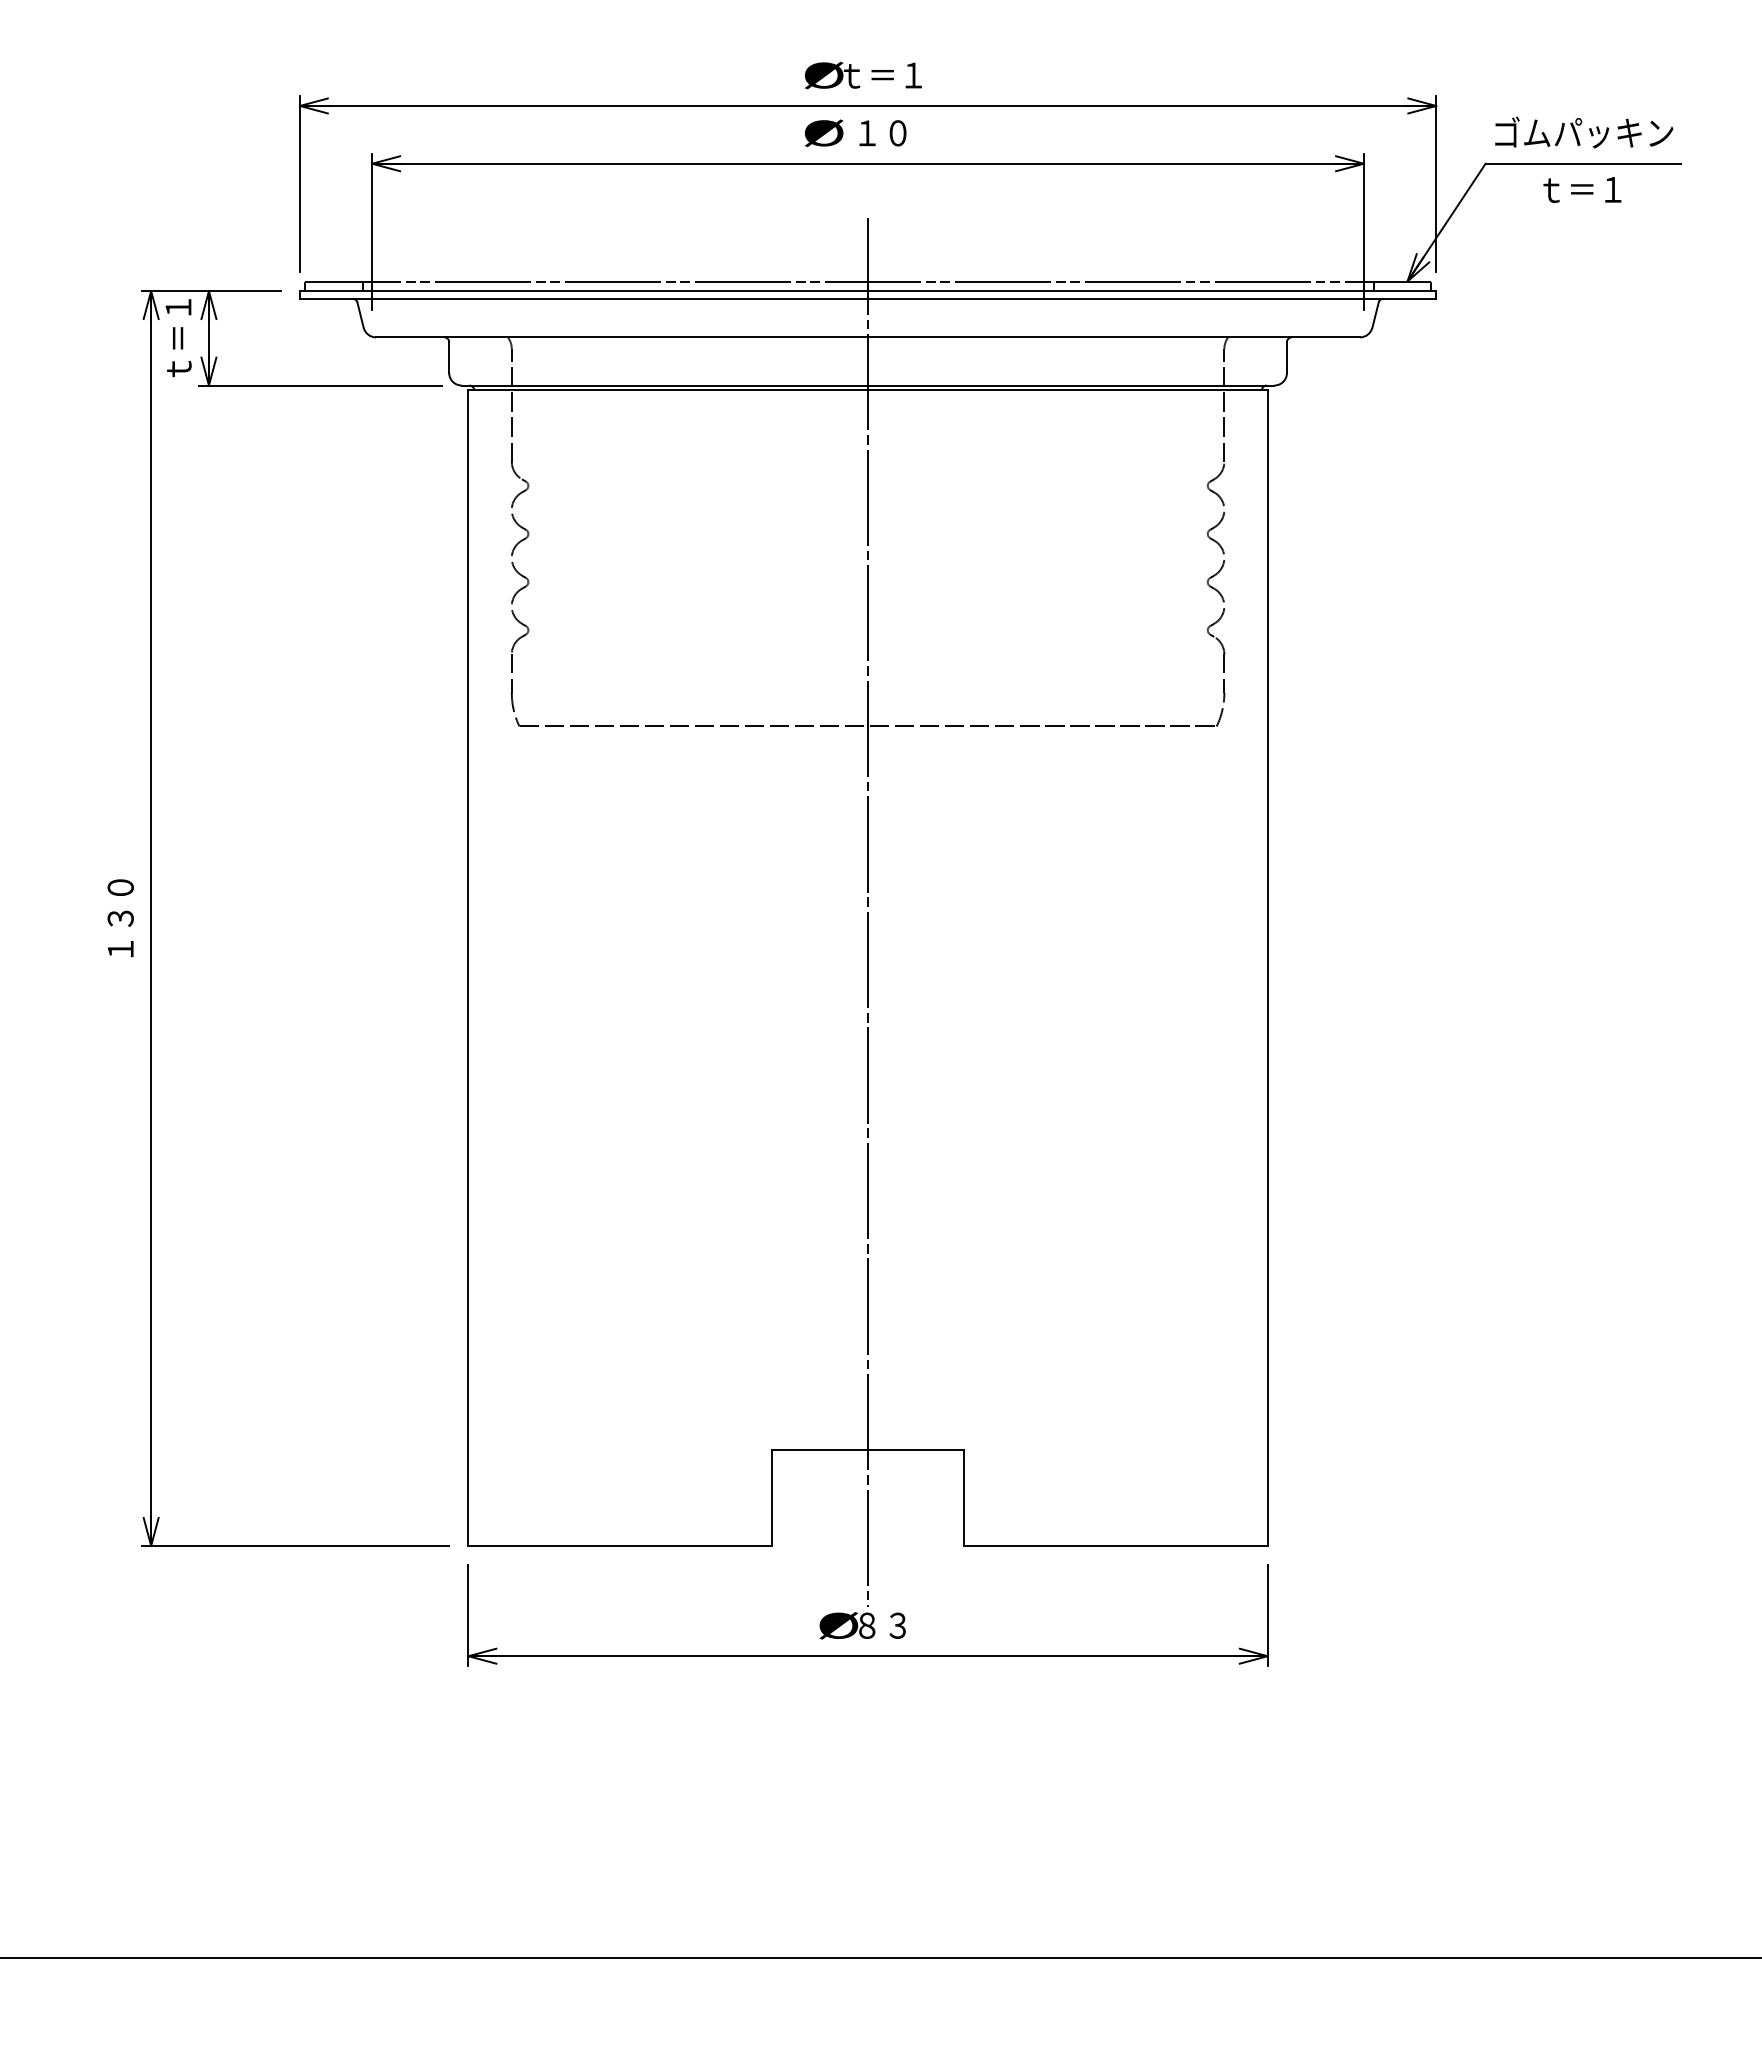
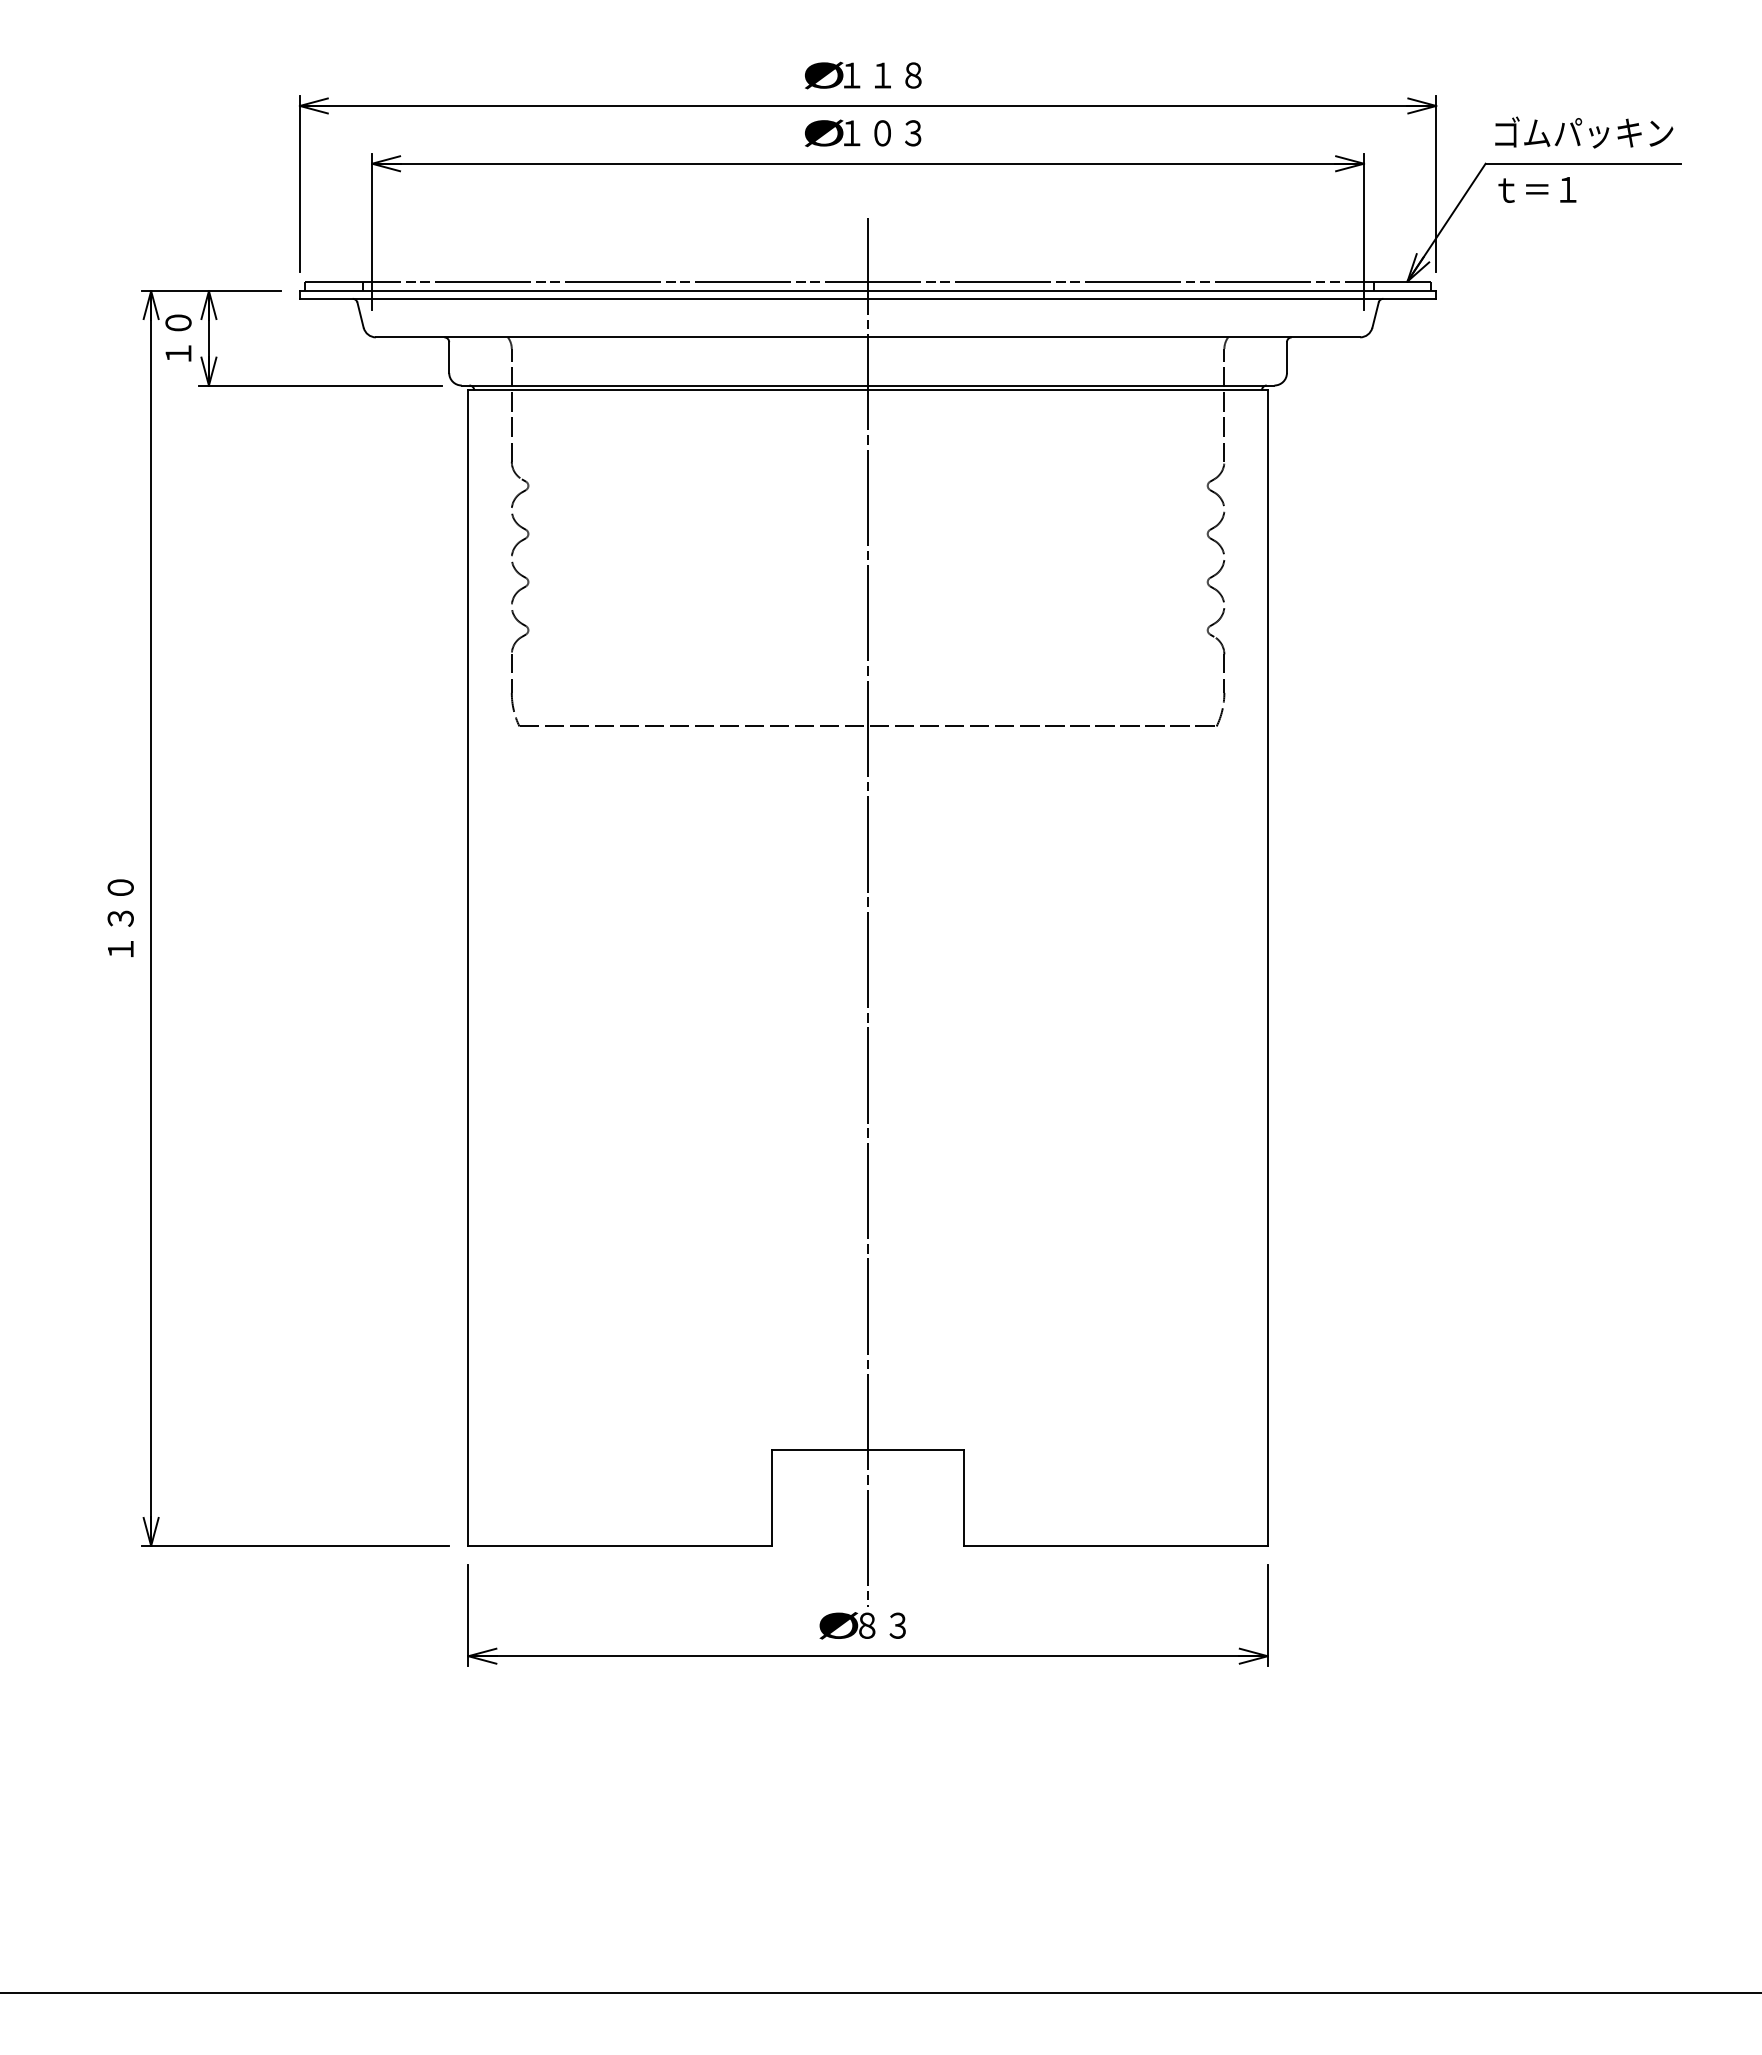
text: ｔ＝１ -> １１８ (882, 75)
text: １０ -> １０３ (882, 133)
text position: (1582, 189) -> (1537, 189) (1537, 189)
text: ｔ＝１ -> １０ (178, 338)
line position: (880, 1958) -> (880, 1993) (880, 1993)
